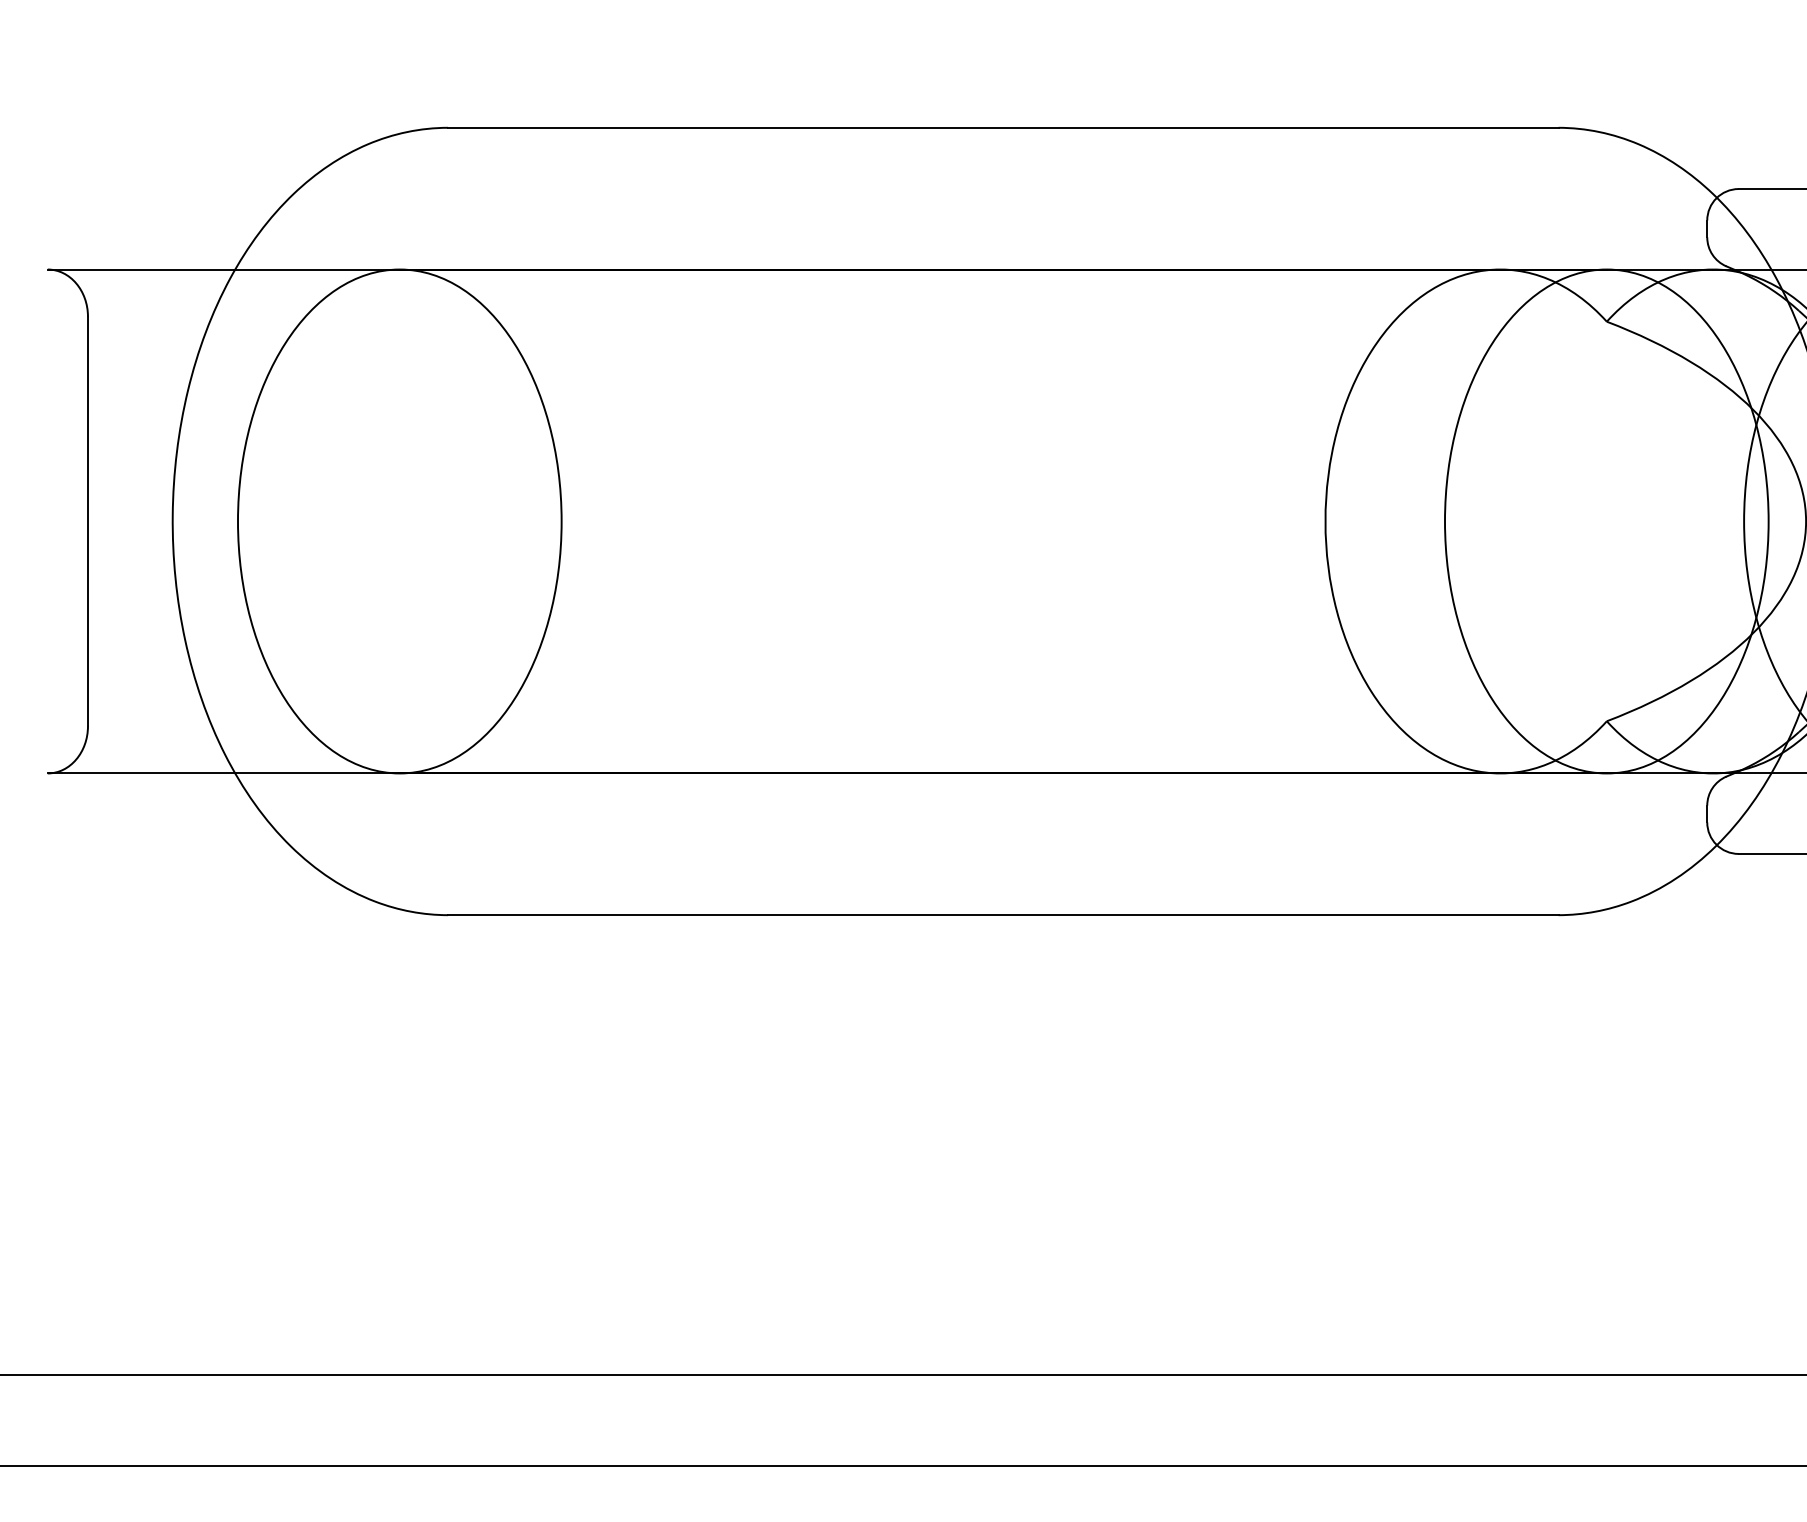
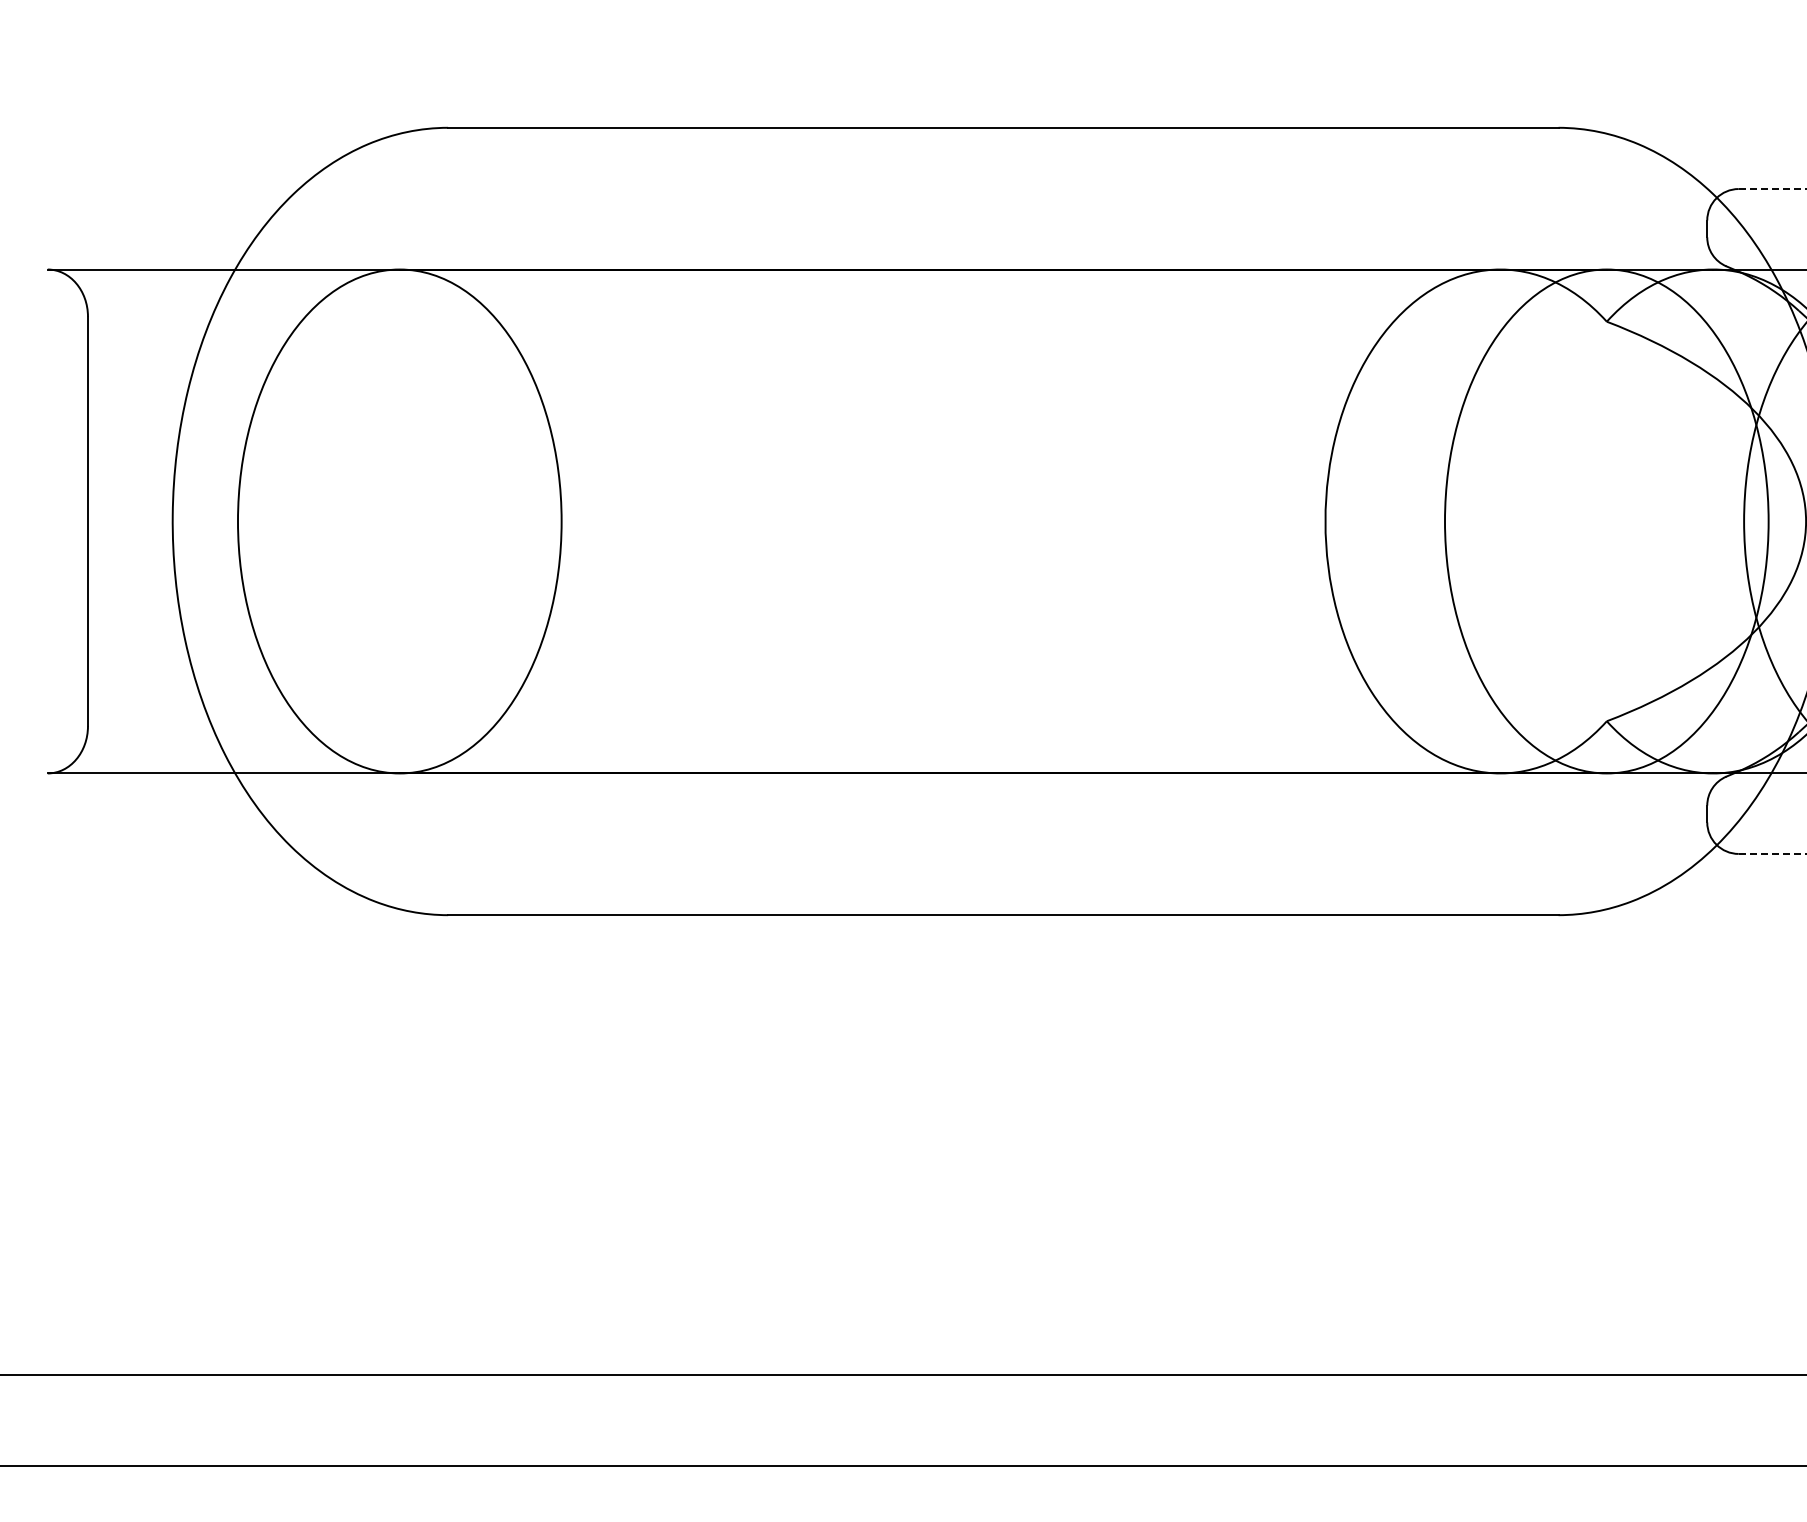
line: solid -> dashed (1772, 189)
line: solid -> dashed (1772, 853)
